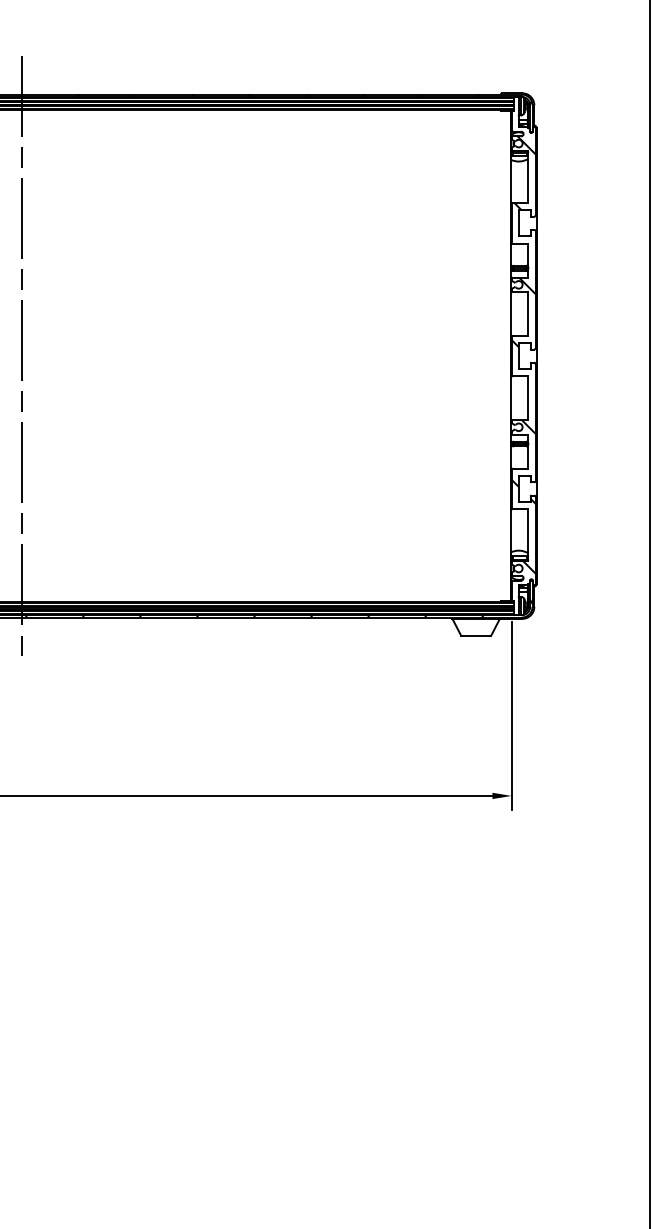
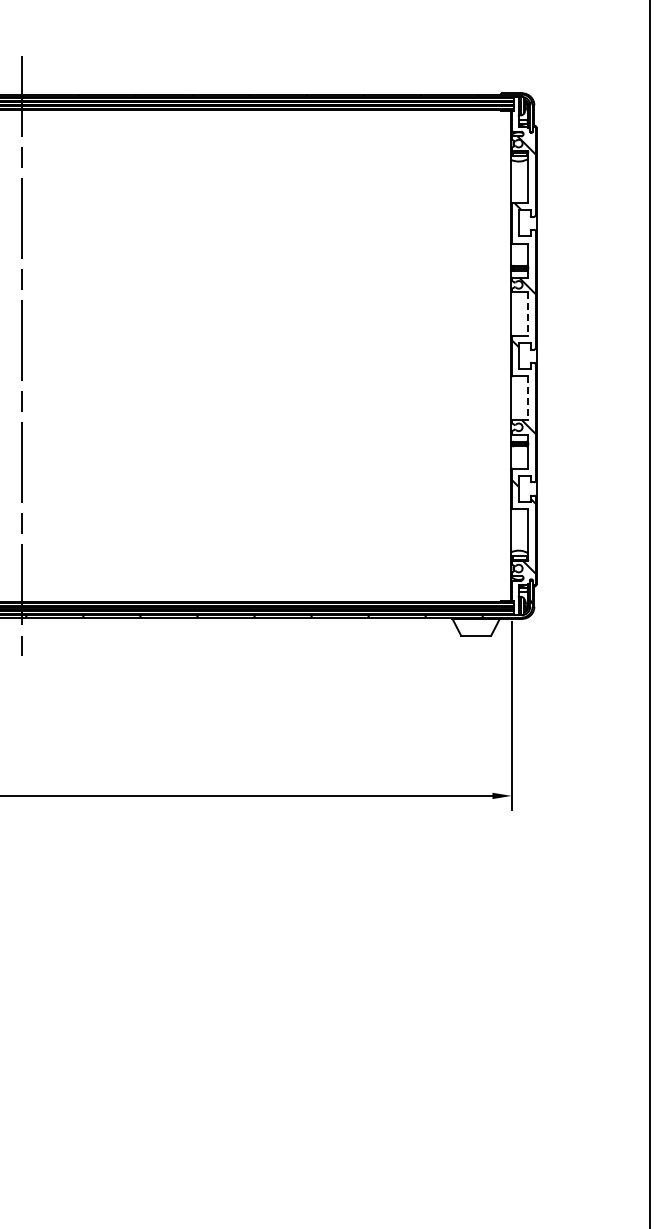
line: solid -> dashed (528, 313)
line: solid -> dashed (528, 398)
